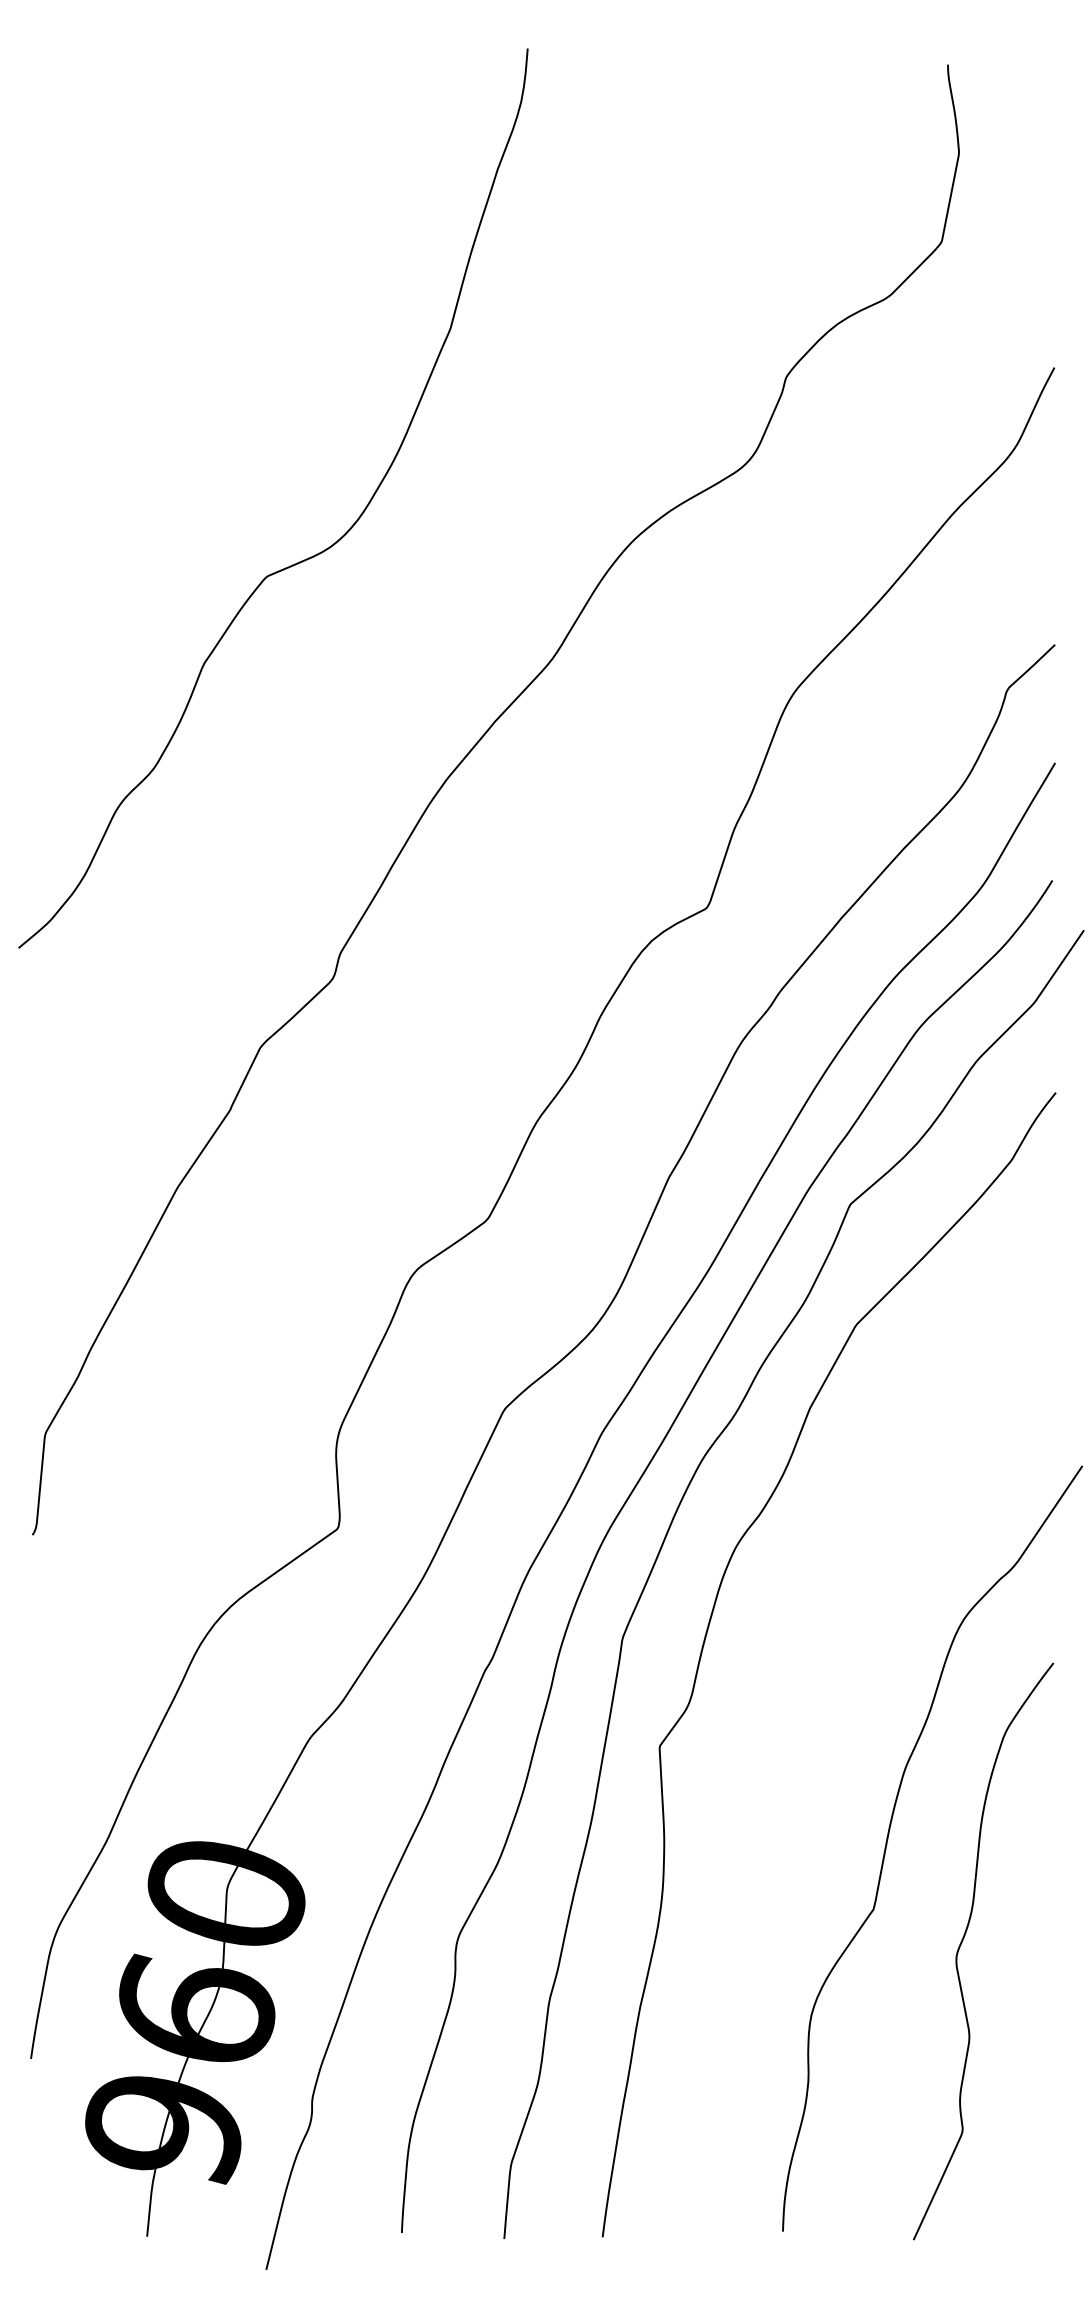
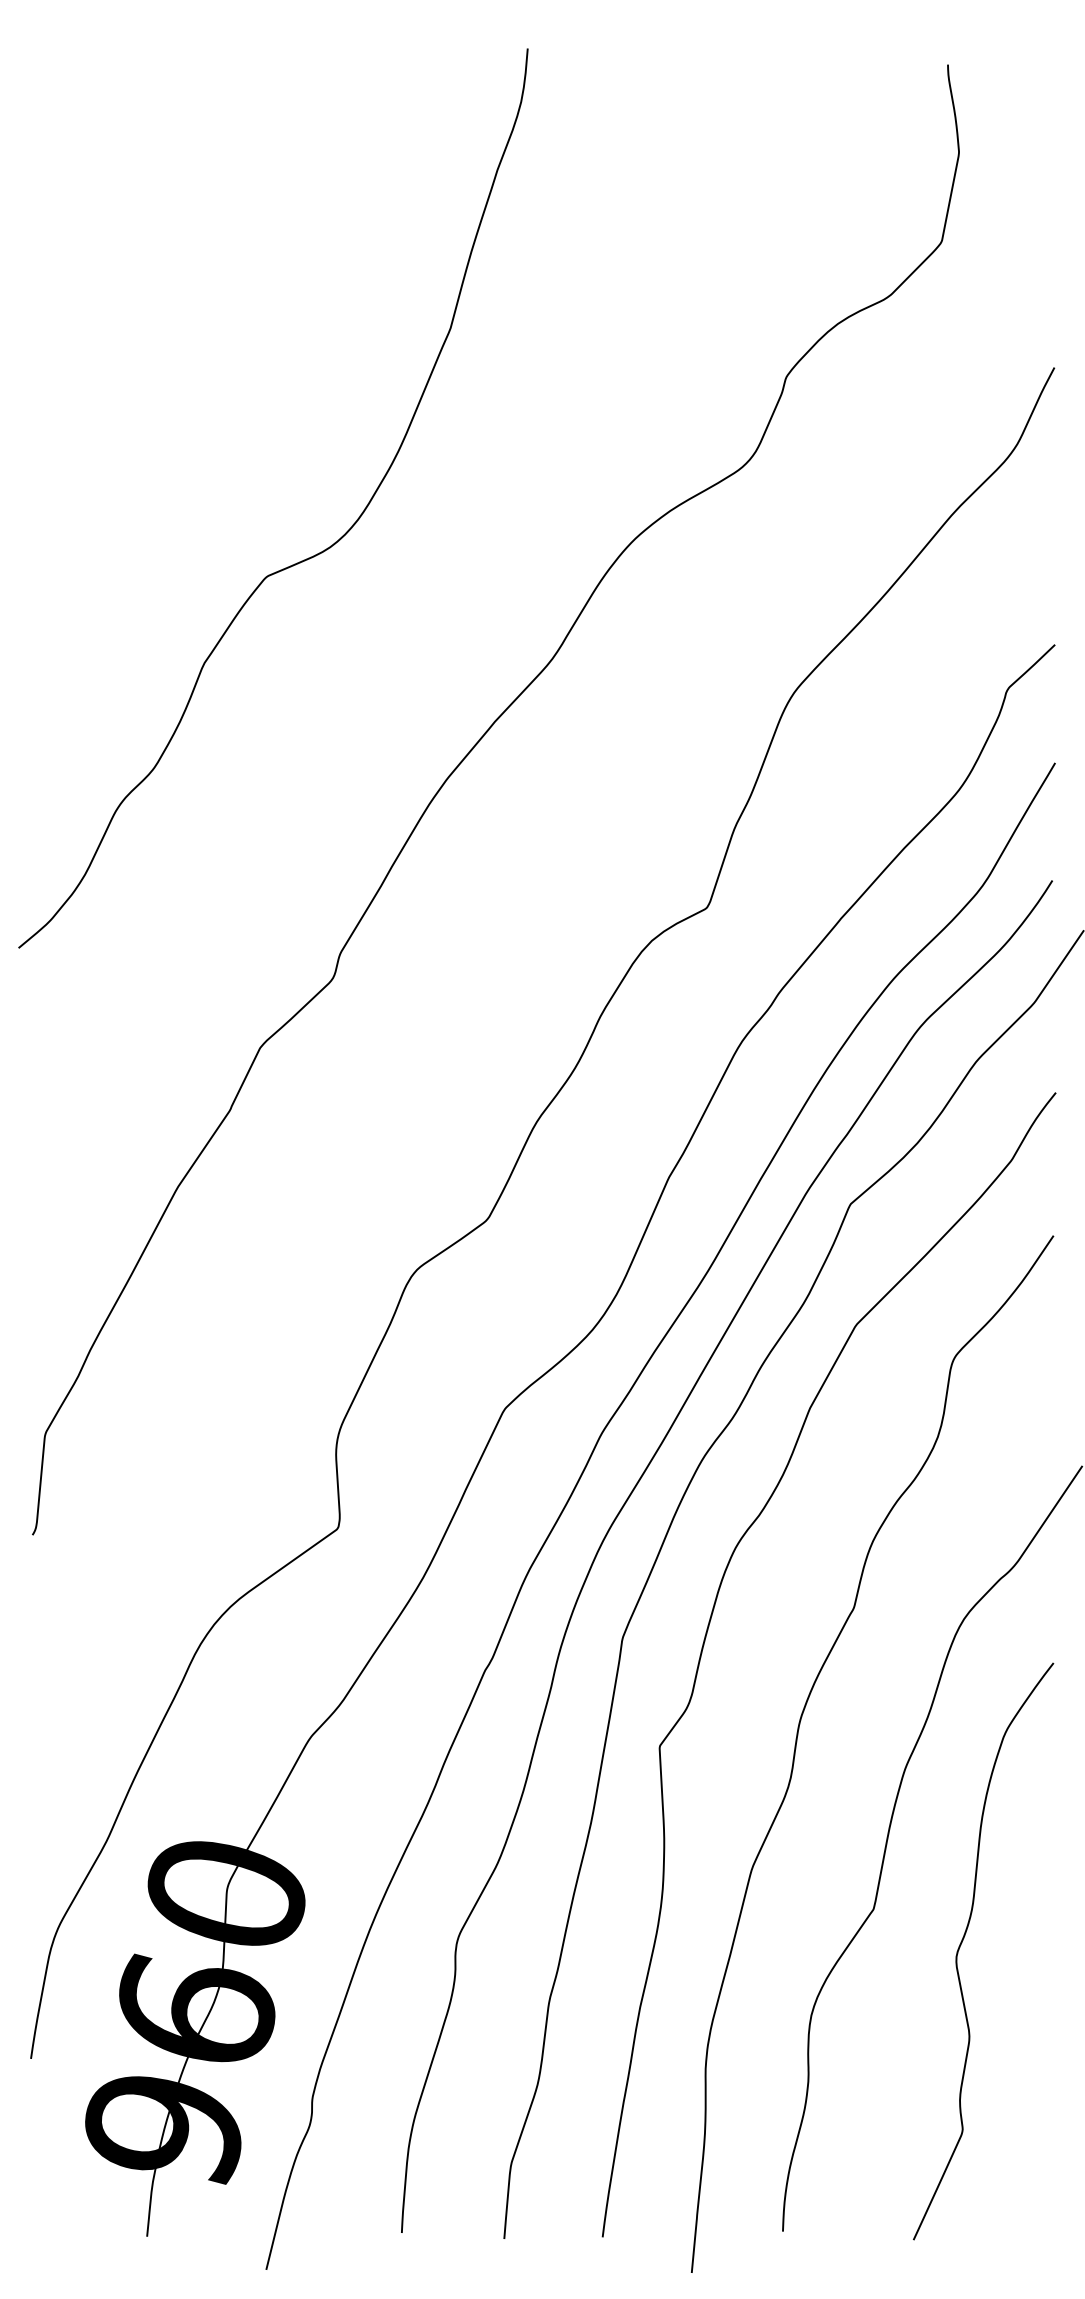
curve: none -> present (797, 1742)
